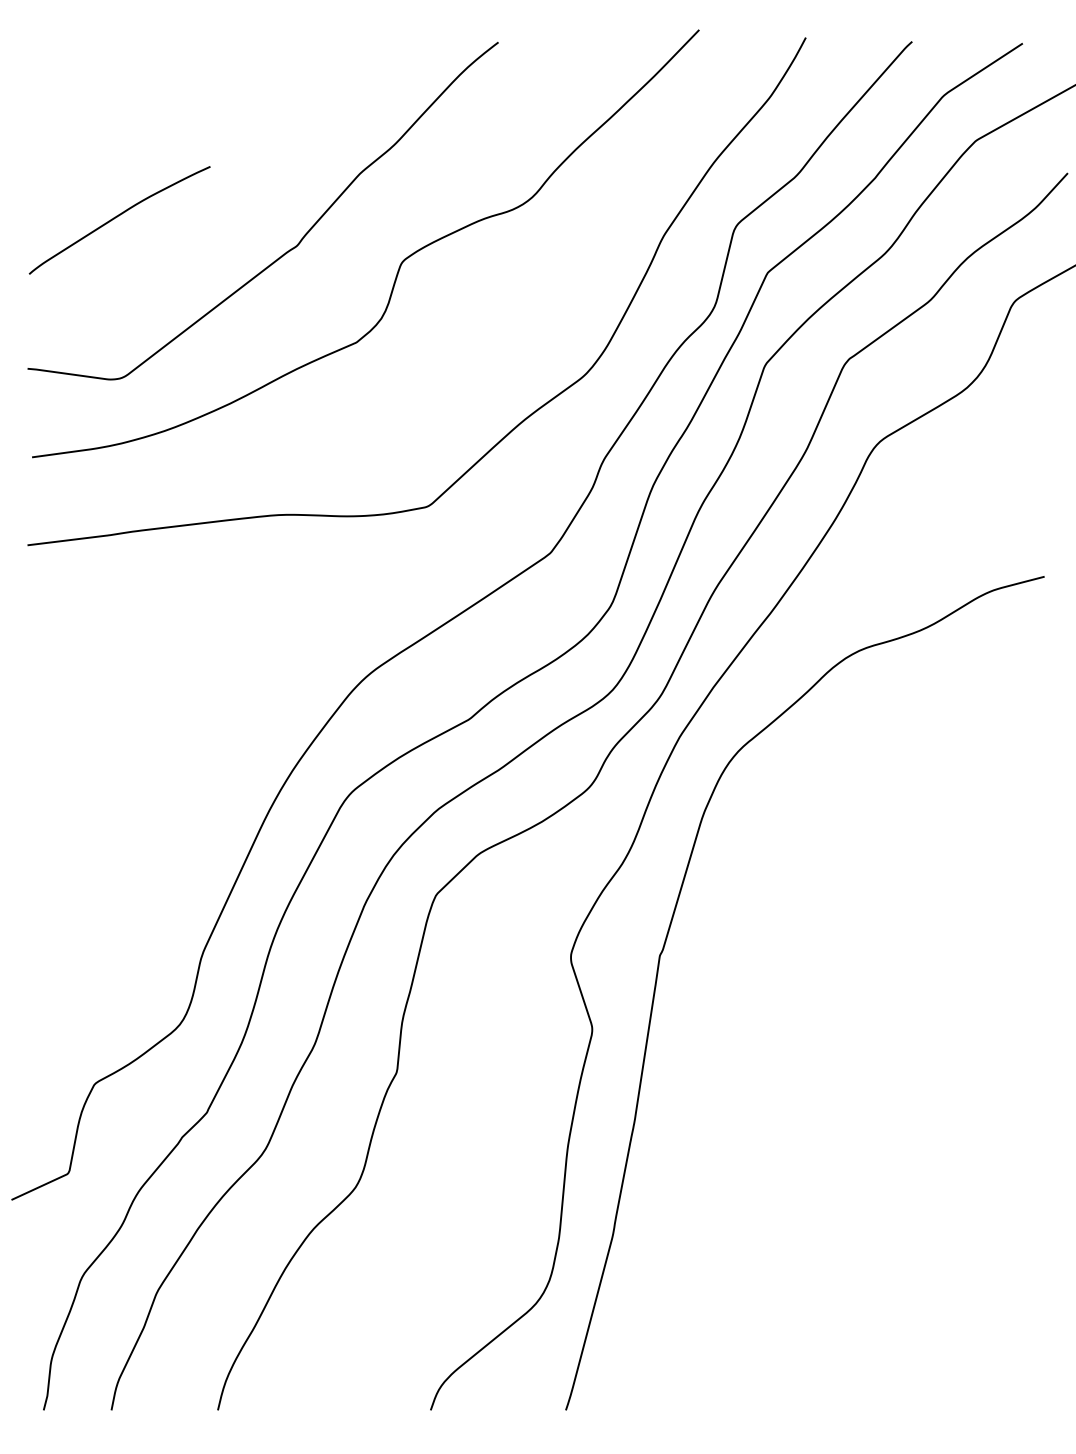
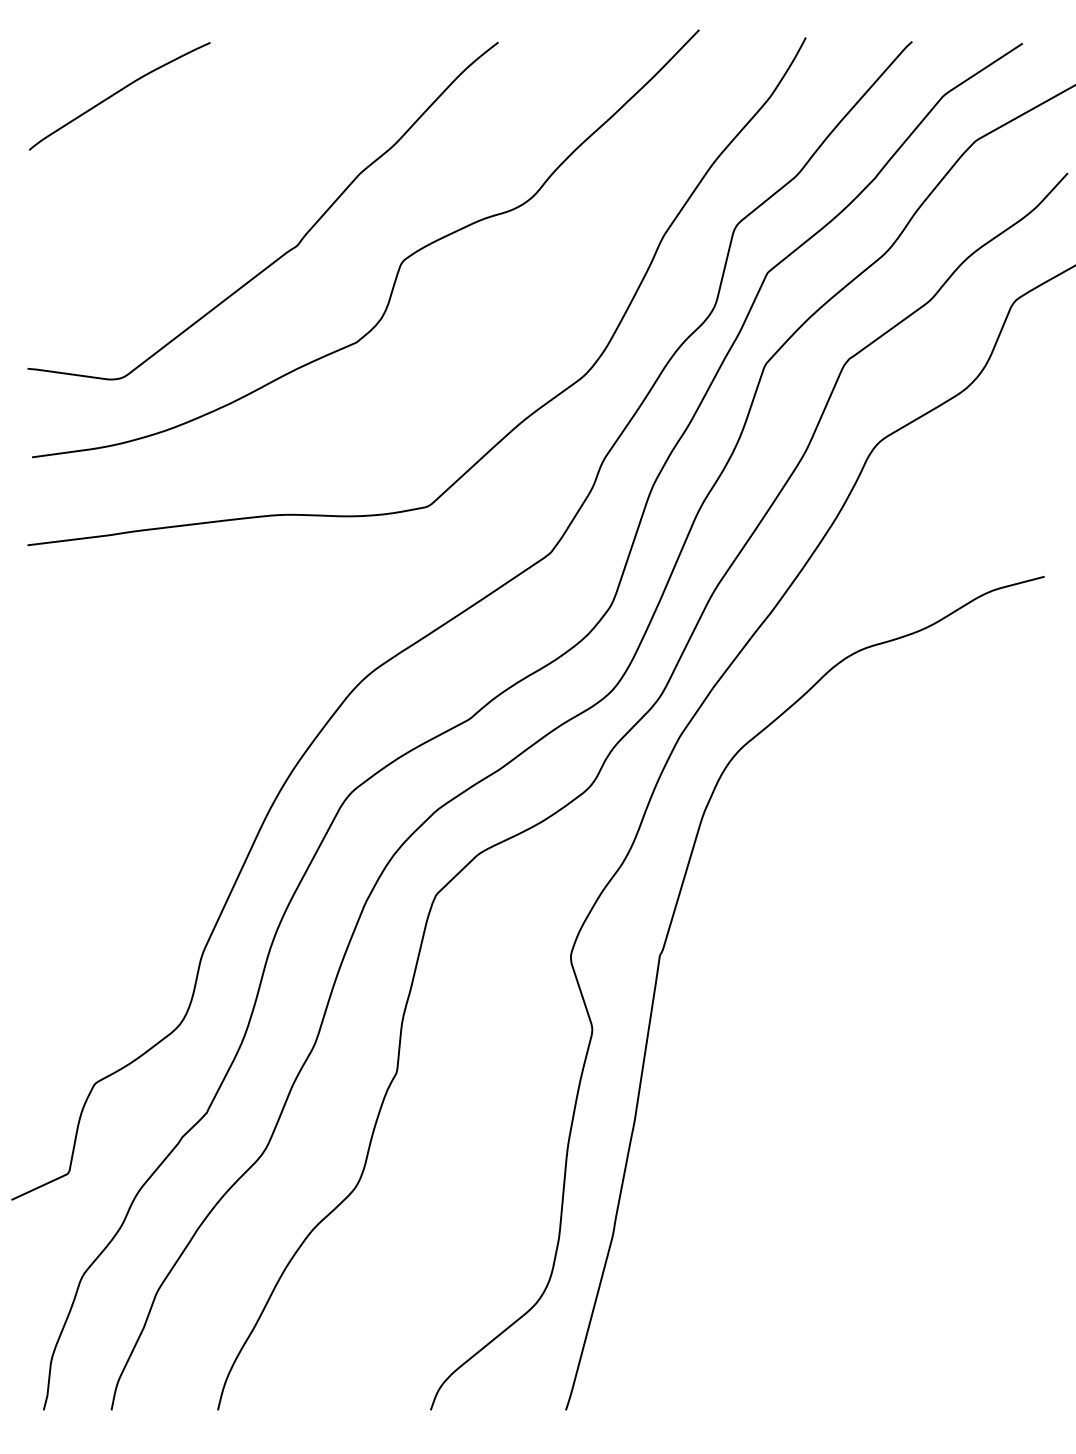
curve position: (117, 217) -> (117, 93) (117, 93)
